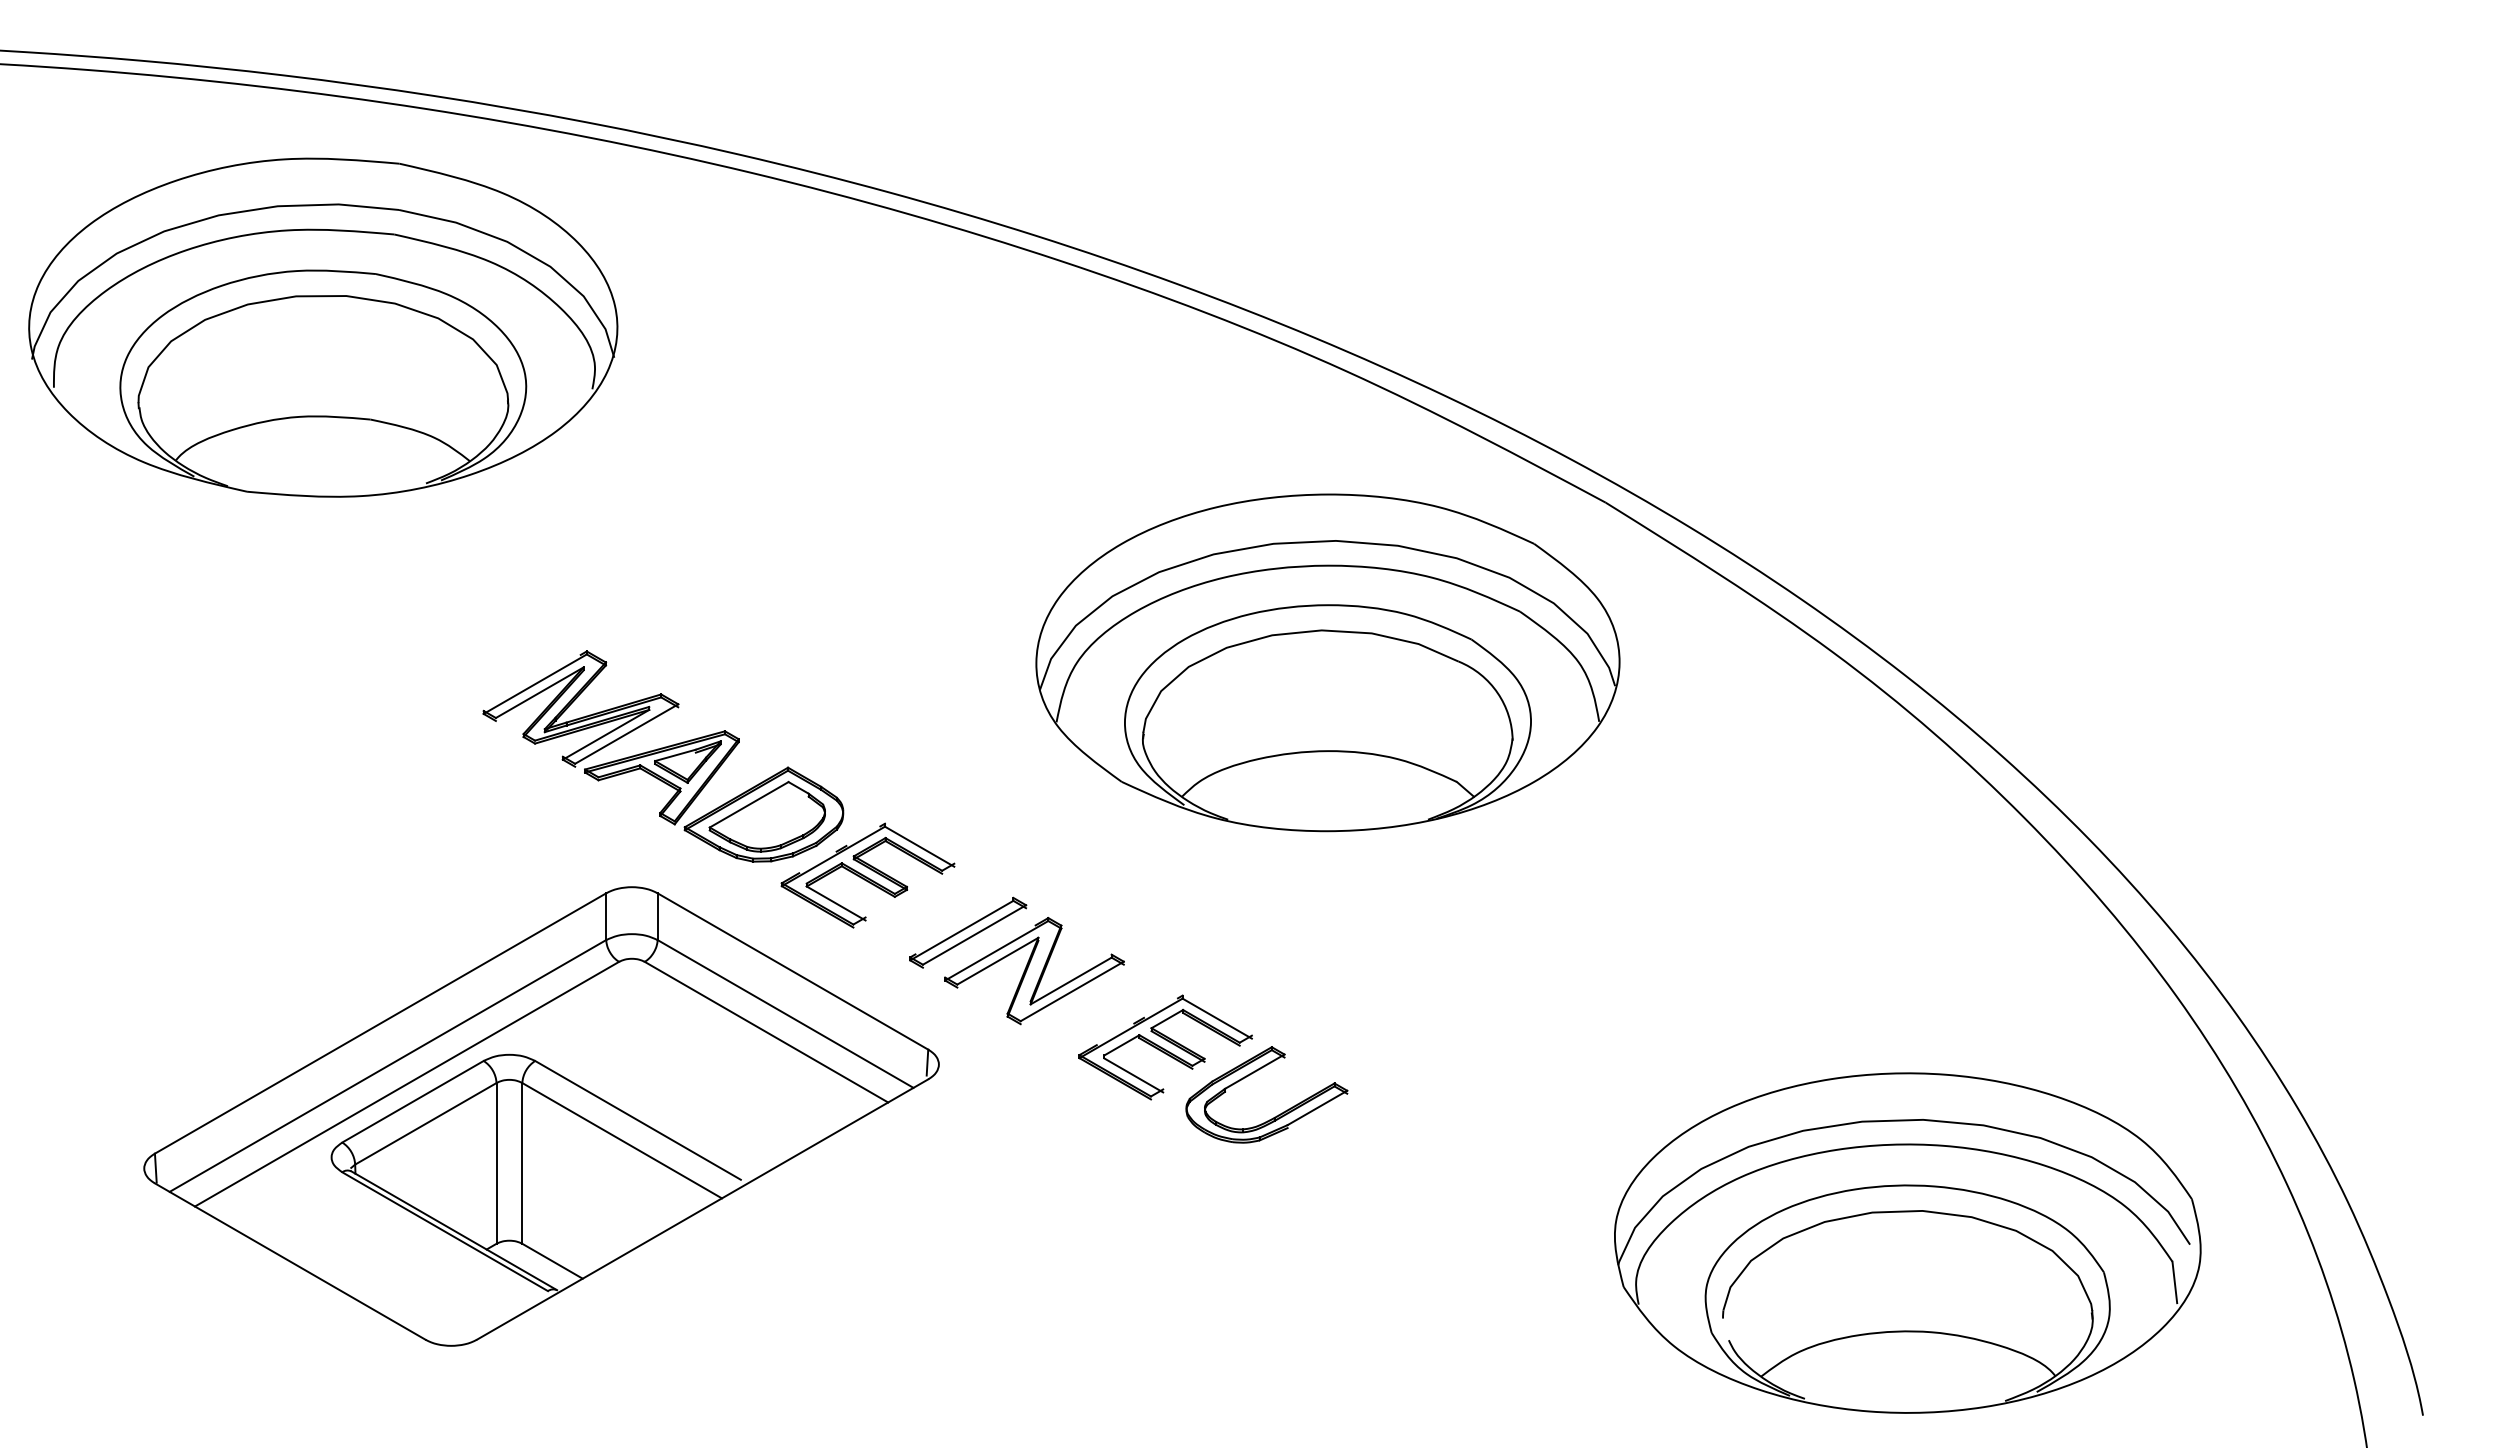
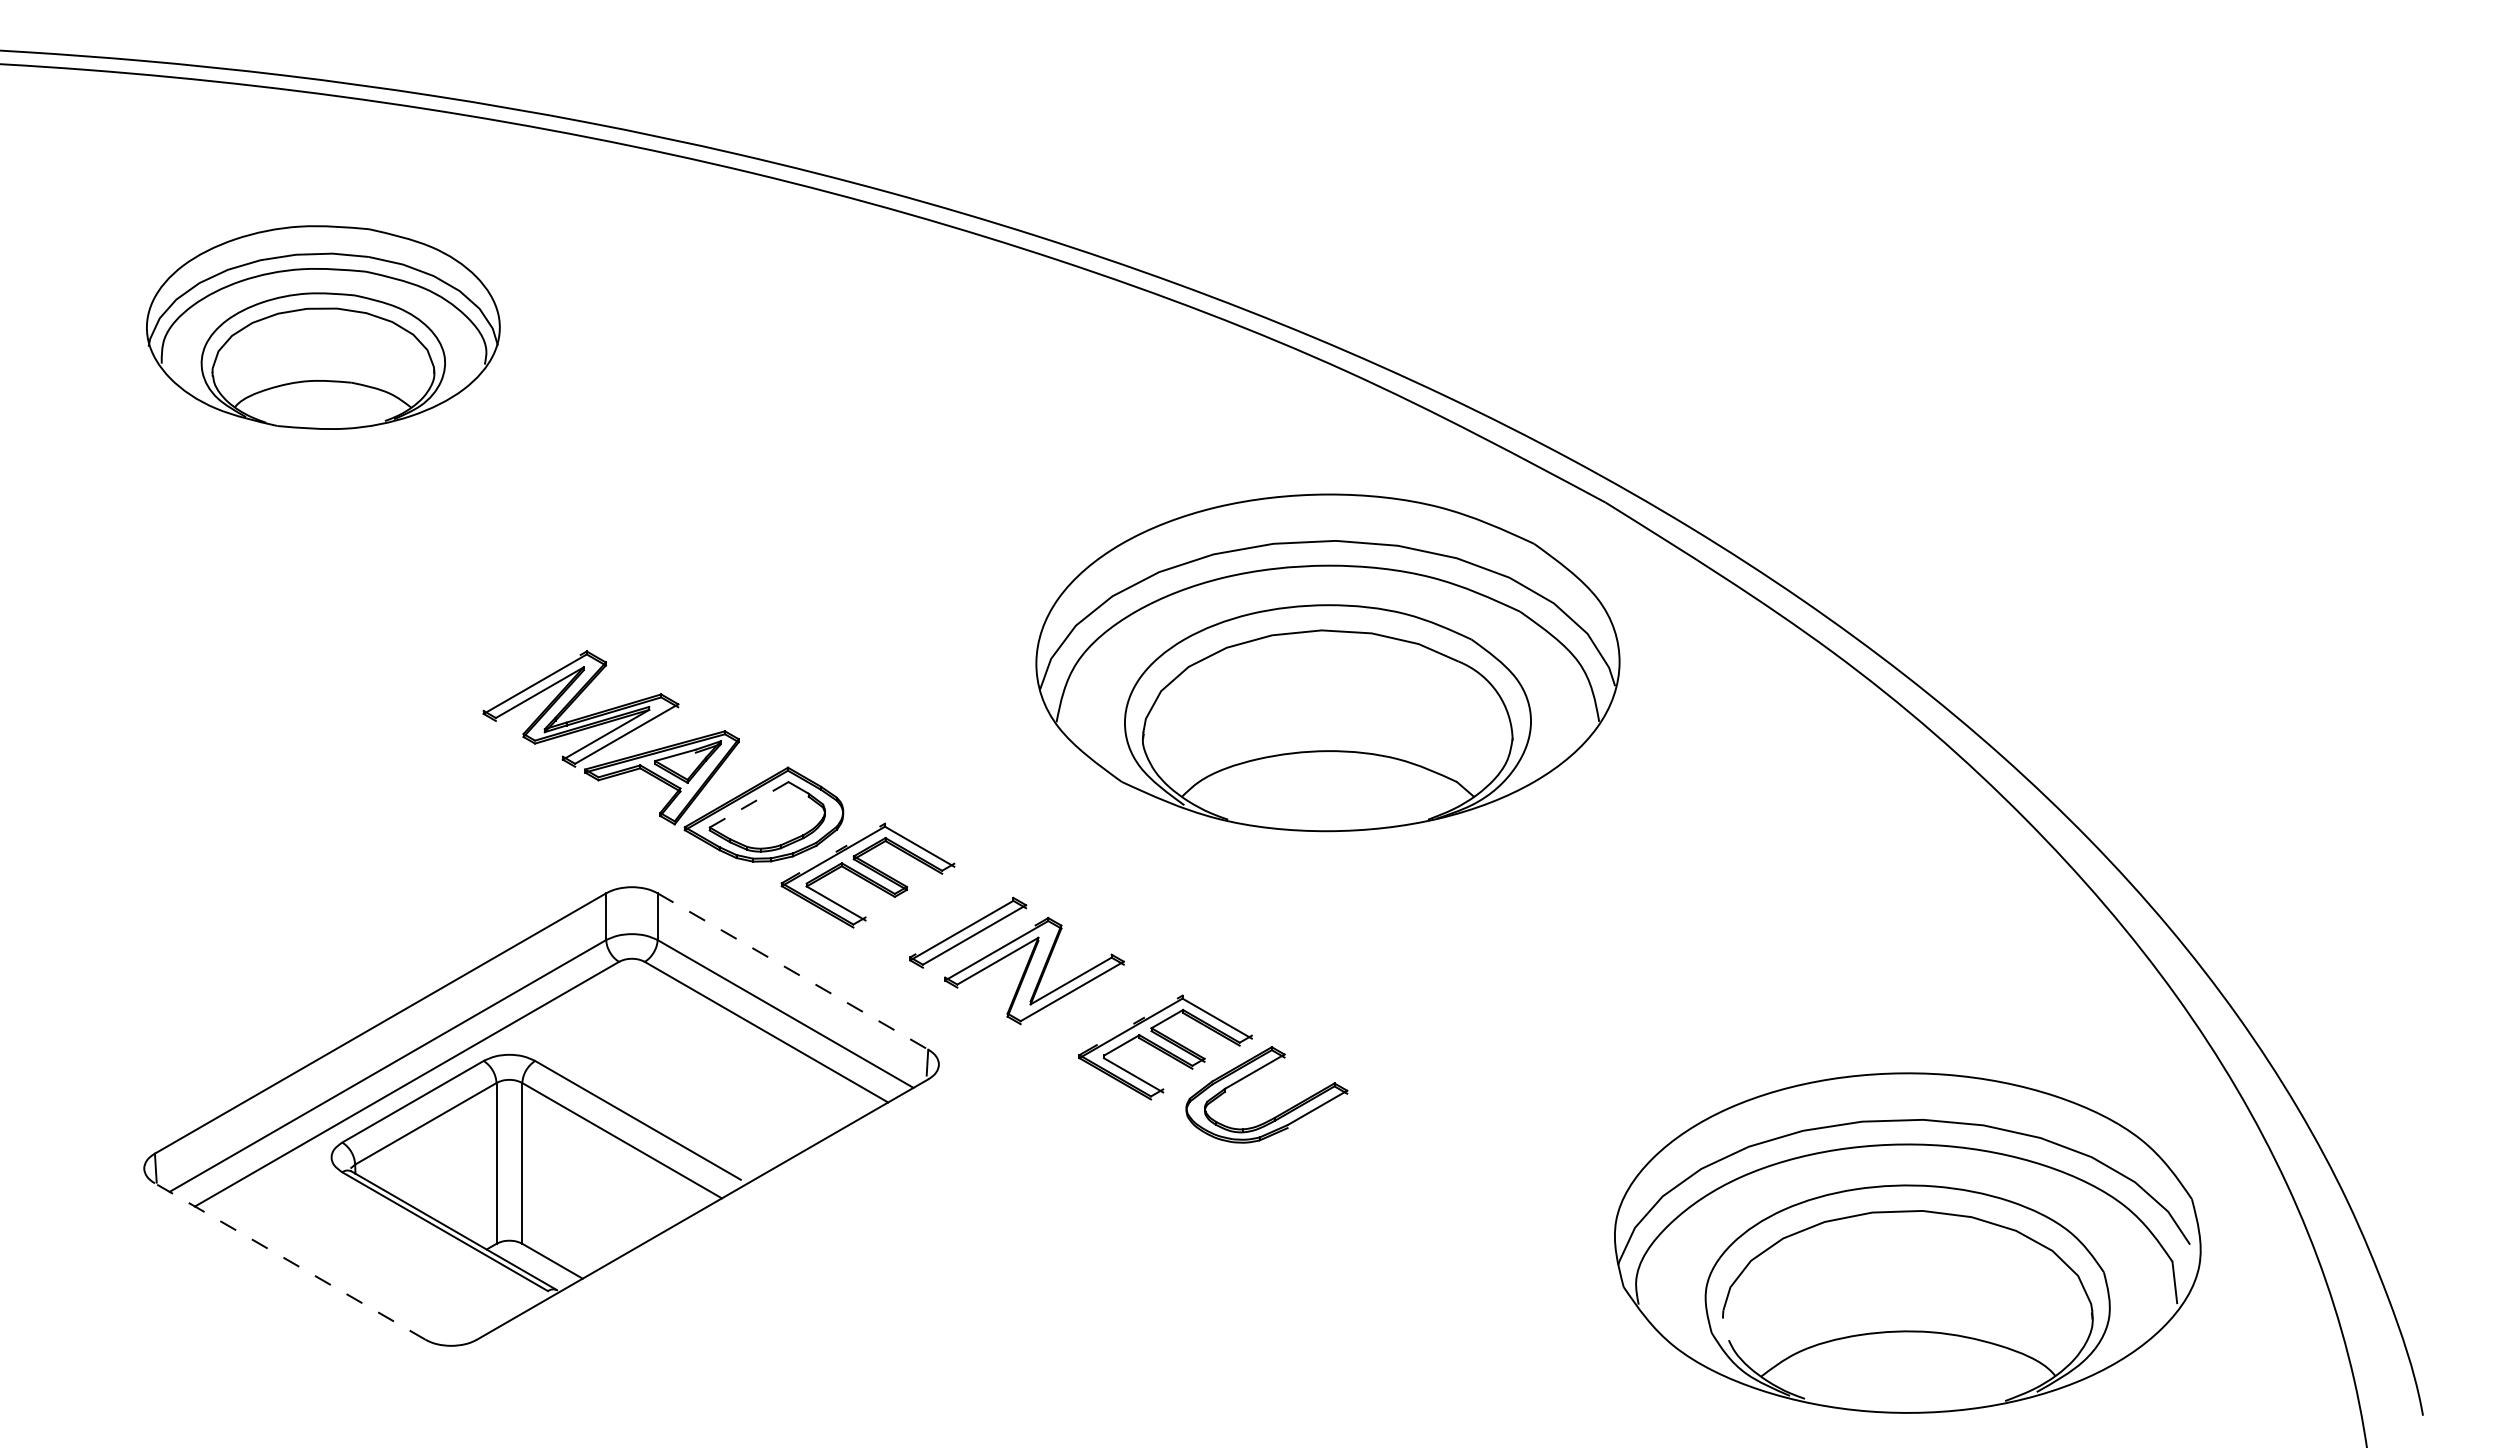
part size: 591x341 px -> 355x205 px (323, 327)
line: solid -> dashed (748, 805)
line: solid -> dashed (793, 971)
line: solid -> dashed (289, 1261)
